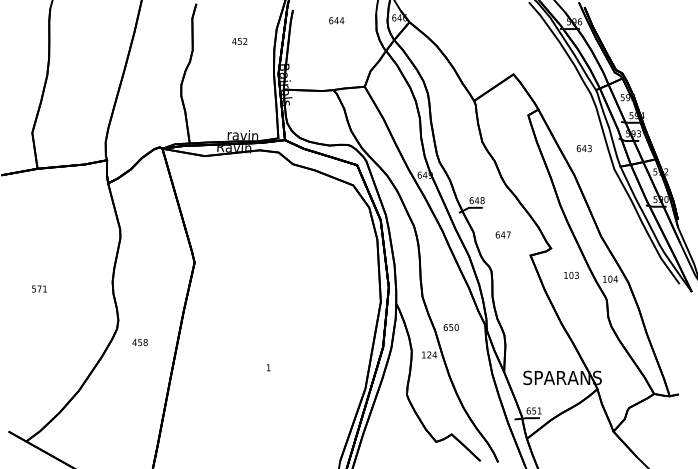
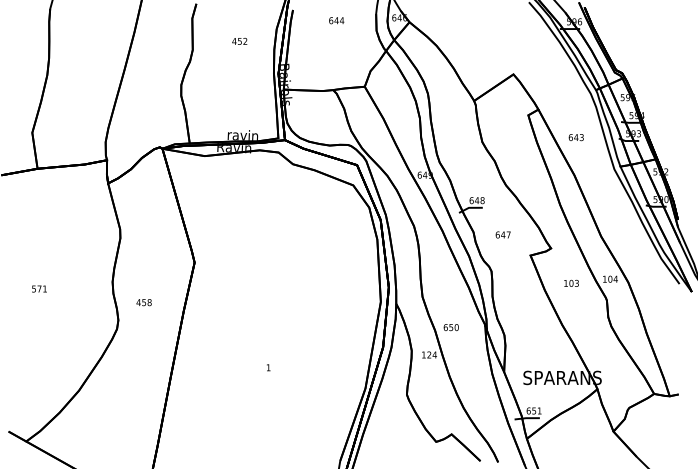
text position: (583, 148) -> (575, 137) (575, 137)
text position: (571, 274) -> (571, 282) (571, 282)
text position: (139, 342) -> (143, 302) (143, 302)
